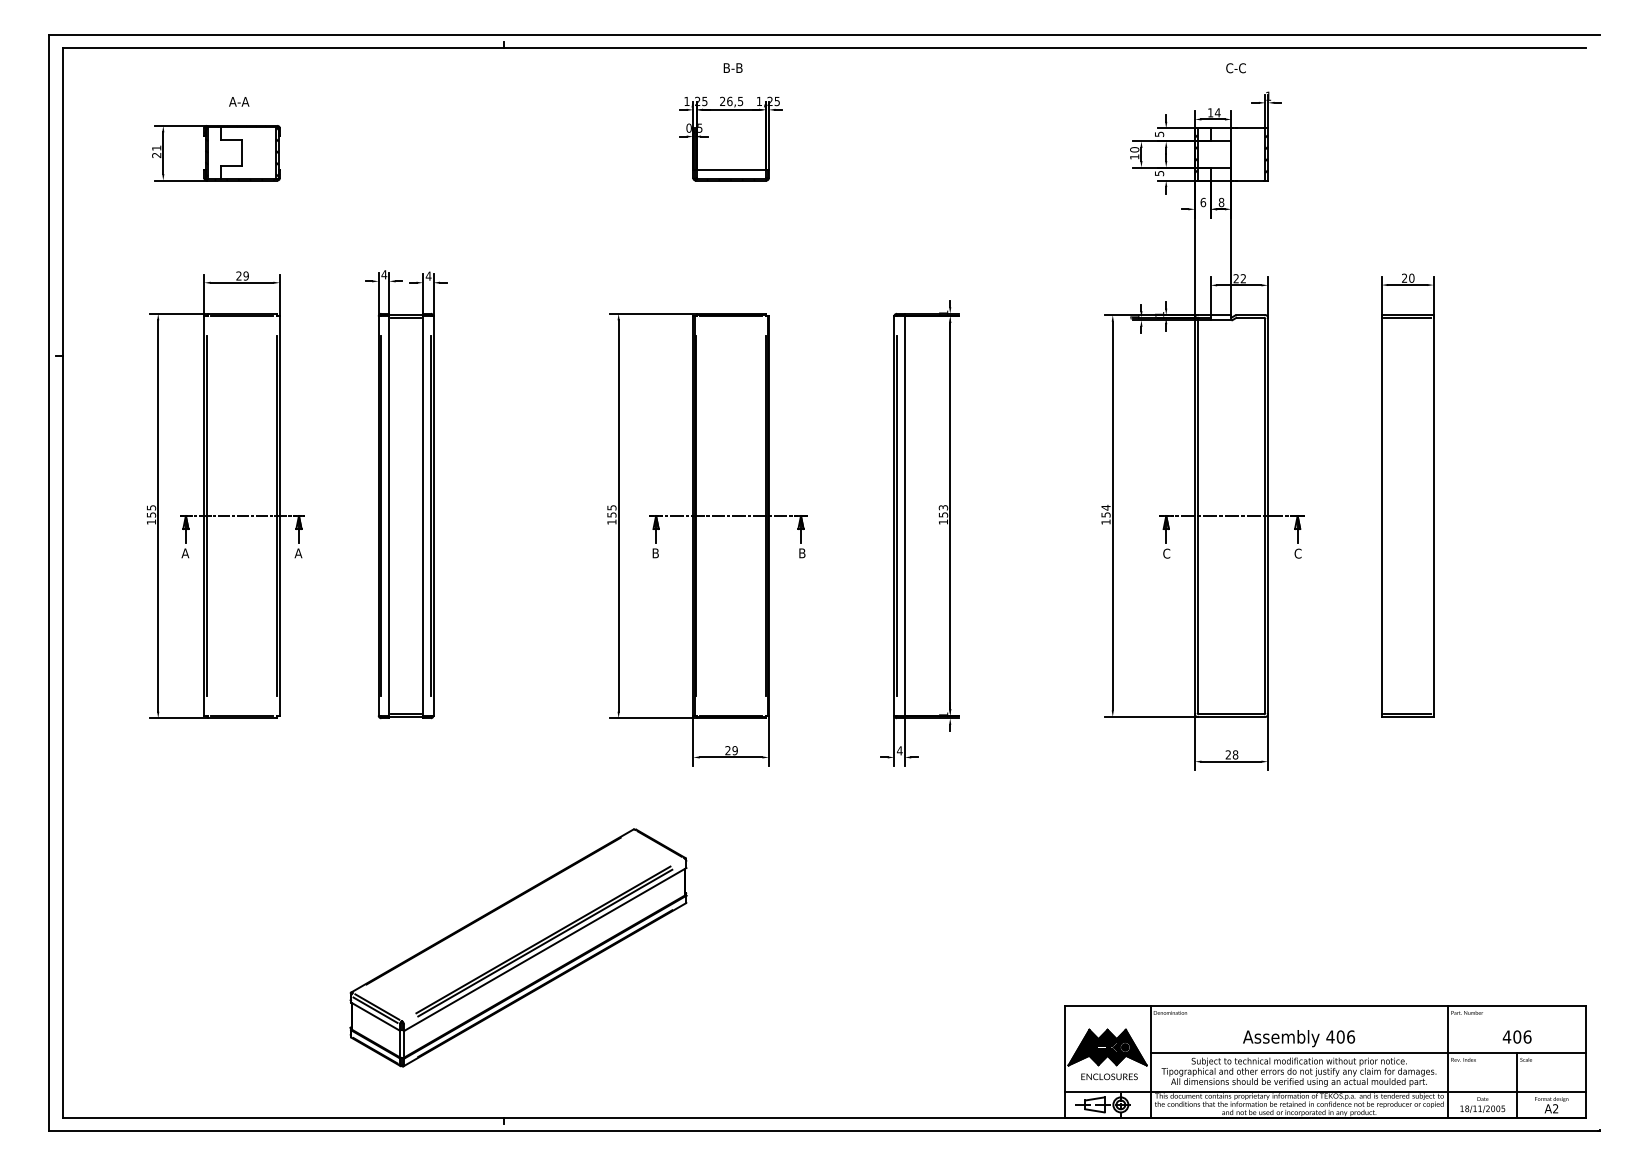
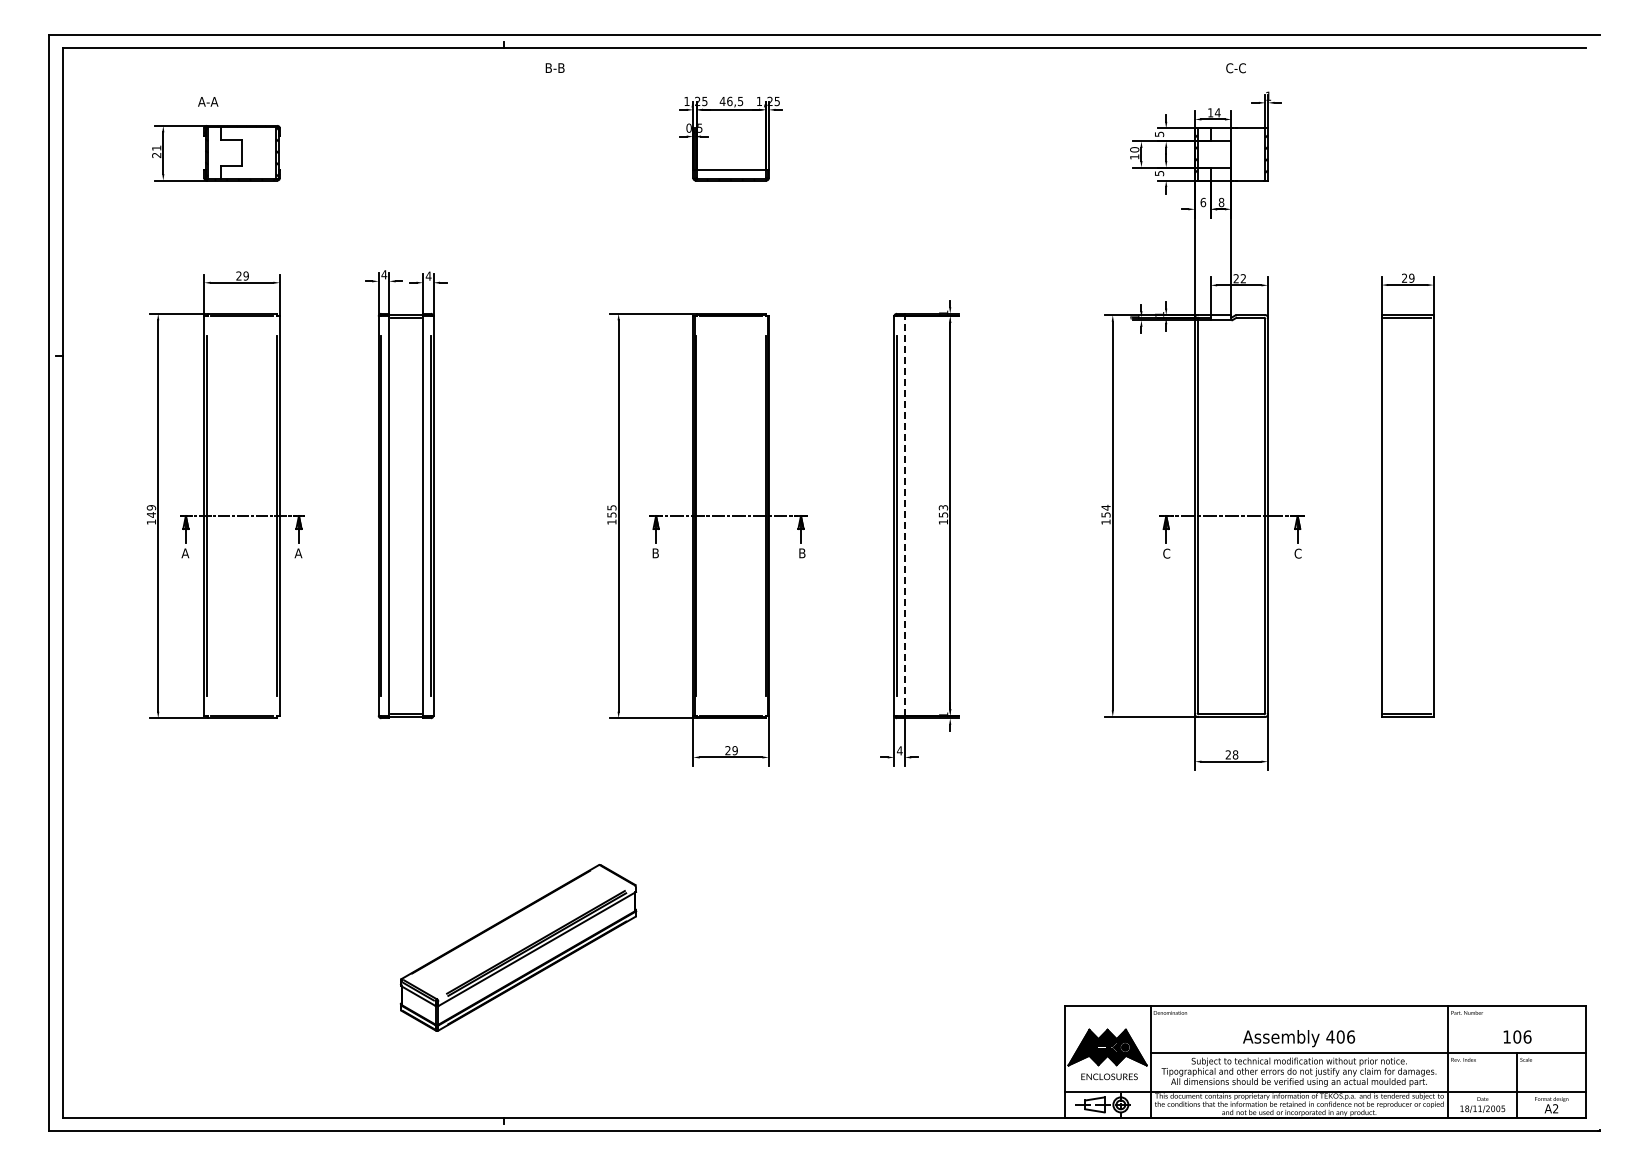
text position: (732, 67) -> (554, 67) (554, 67)
text: 26,5 -> 46,5 (722, 100)
text position: (239, 101) -> (208, 101) (208, 101)
text: 20 -> 29 (1411, 278)
text: 155 -> 149 (151, 511)
line: solid -> dashed (904, 516)
part size: 339x240 px -> 239x168 px (518, 947)
text: 406 -> 106 (1506, 1036)
